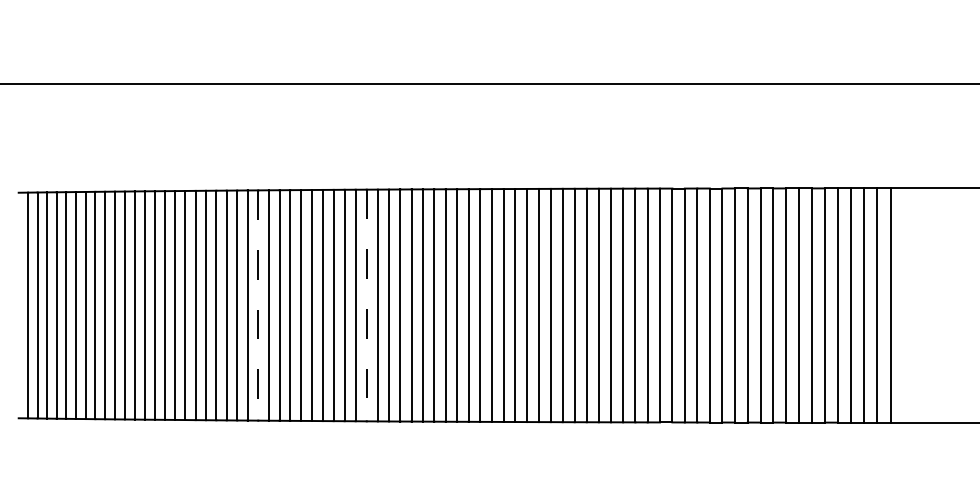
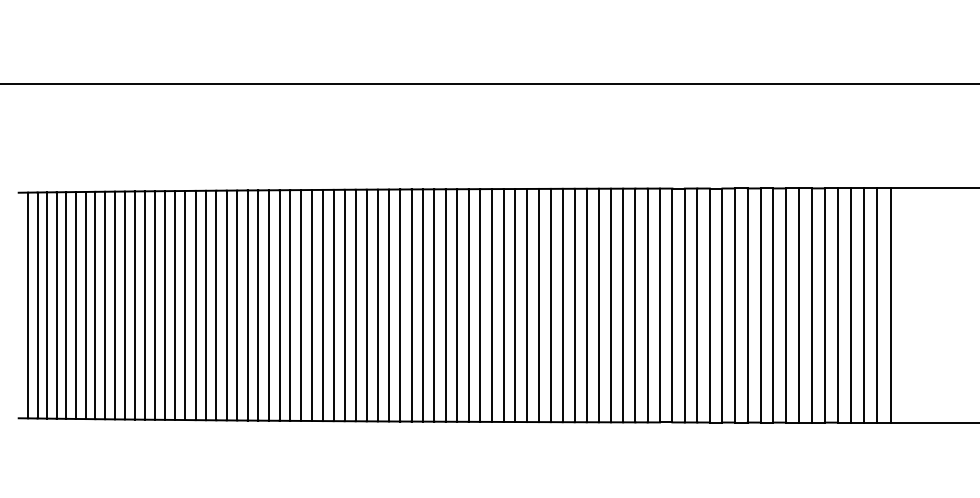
line: dashed -> solid (366, 305)
line: dashed -> solid (258, 306)
